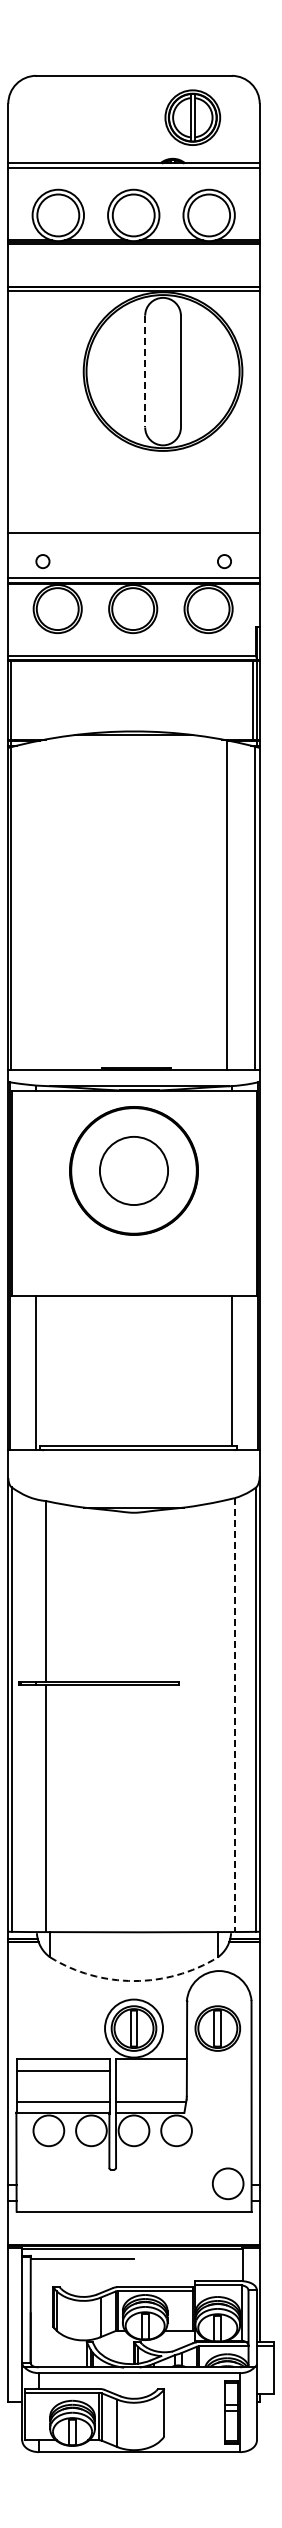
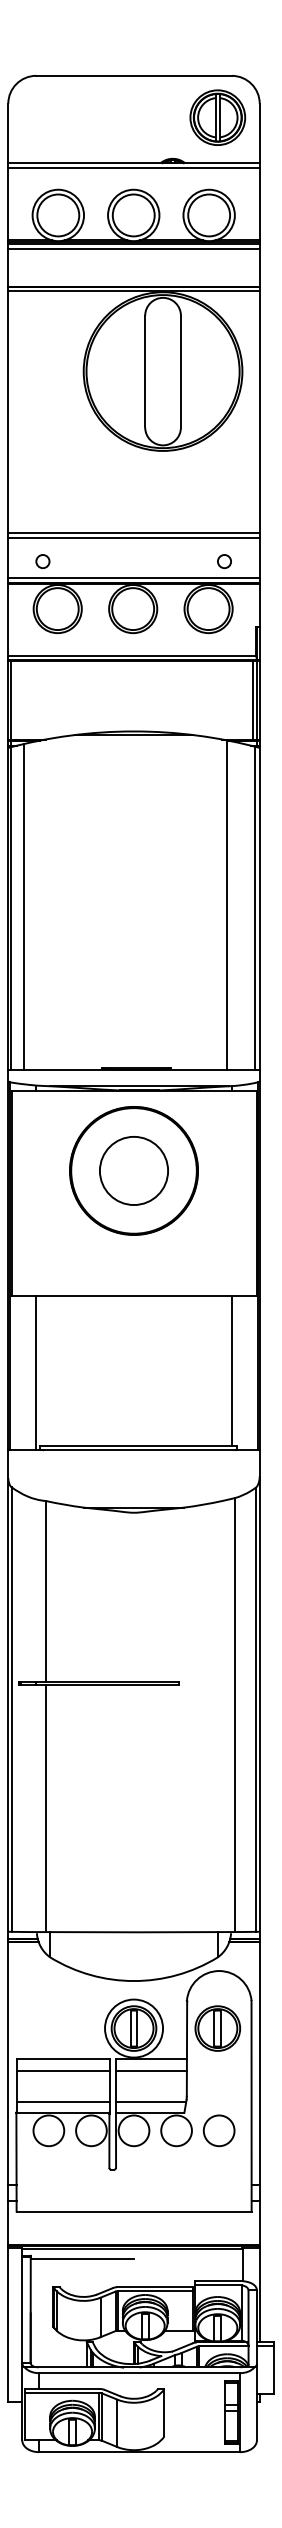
part position: (192, 117) -> (217, 117) (217, 117)
line: none -> present (133, 249)
line: dashed -> solid (145, 371)
line: none -> present (133, 537)
line: none -> present (24, 906)
line: dashed -> solid (234, 1715)
arc: dashed -> solid (134, 1981)
line: none -> present (151, 2070)
circle position: (227, 2183) -> (218, 2130) (218, 2130)
